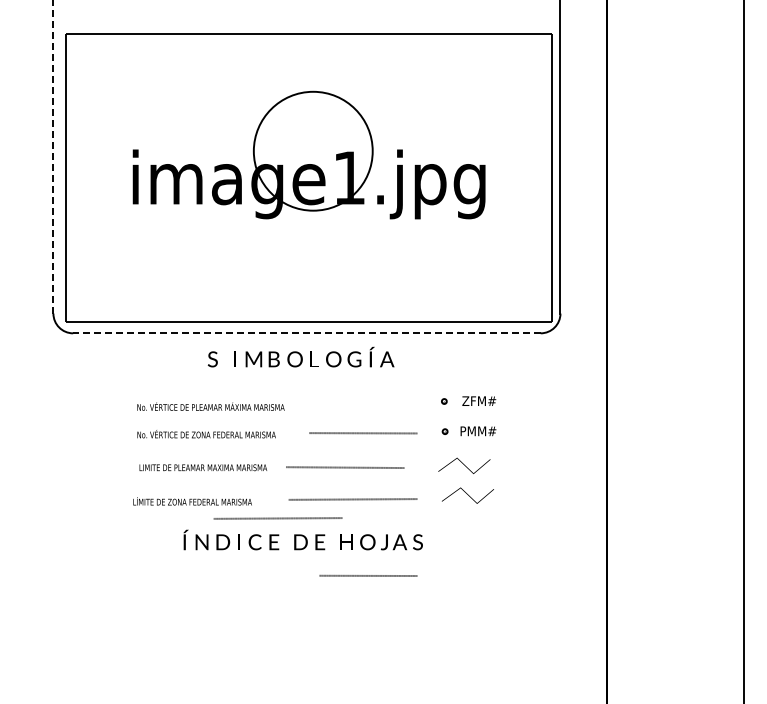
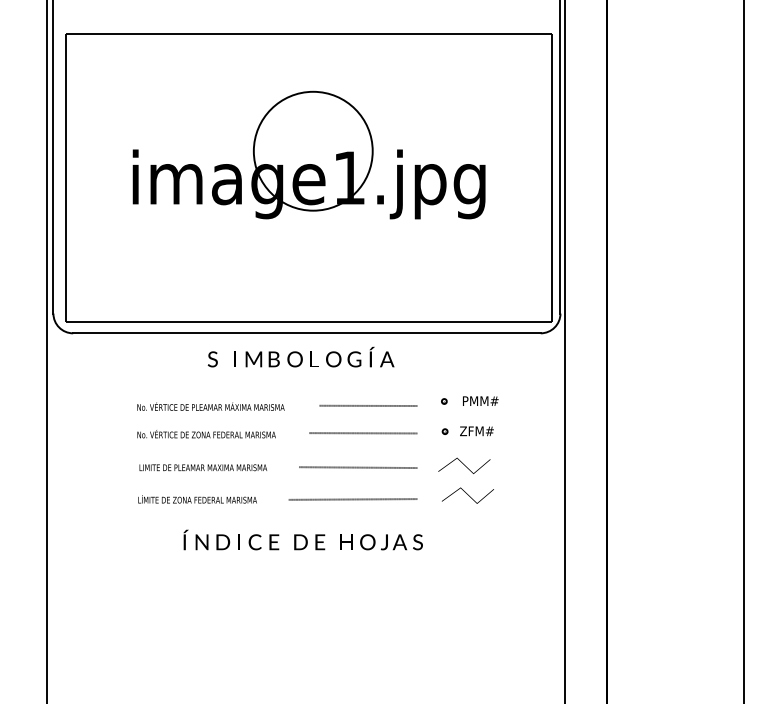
line: dashed -> solid (53, 156)
line: dashed -> solid (306, 333)
line: none -> present (47, 351)
line: none -> present (564, 351)
text: ZFM# -> PMM# (480, 400)
text: PMM# -> ZFM# (478, 431)
line position: (345, 467) -> (358, 467) (358, 467)
text position: (192, 501) -> (197, 499) (197, 499)
line: present -> none (277, 518)
line position: (368, 575) -> (368, 405) (368, 405)
